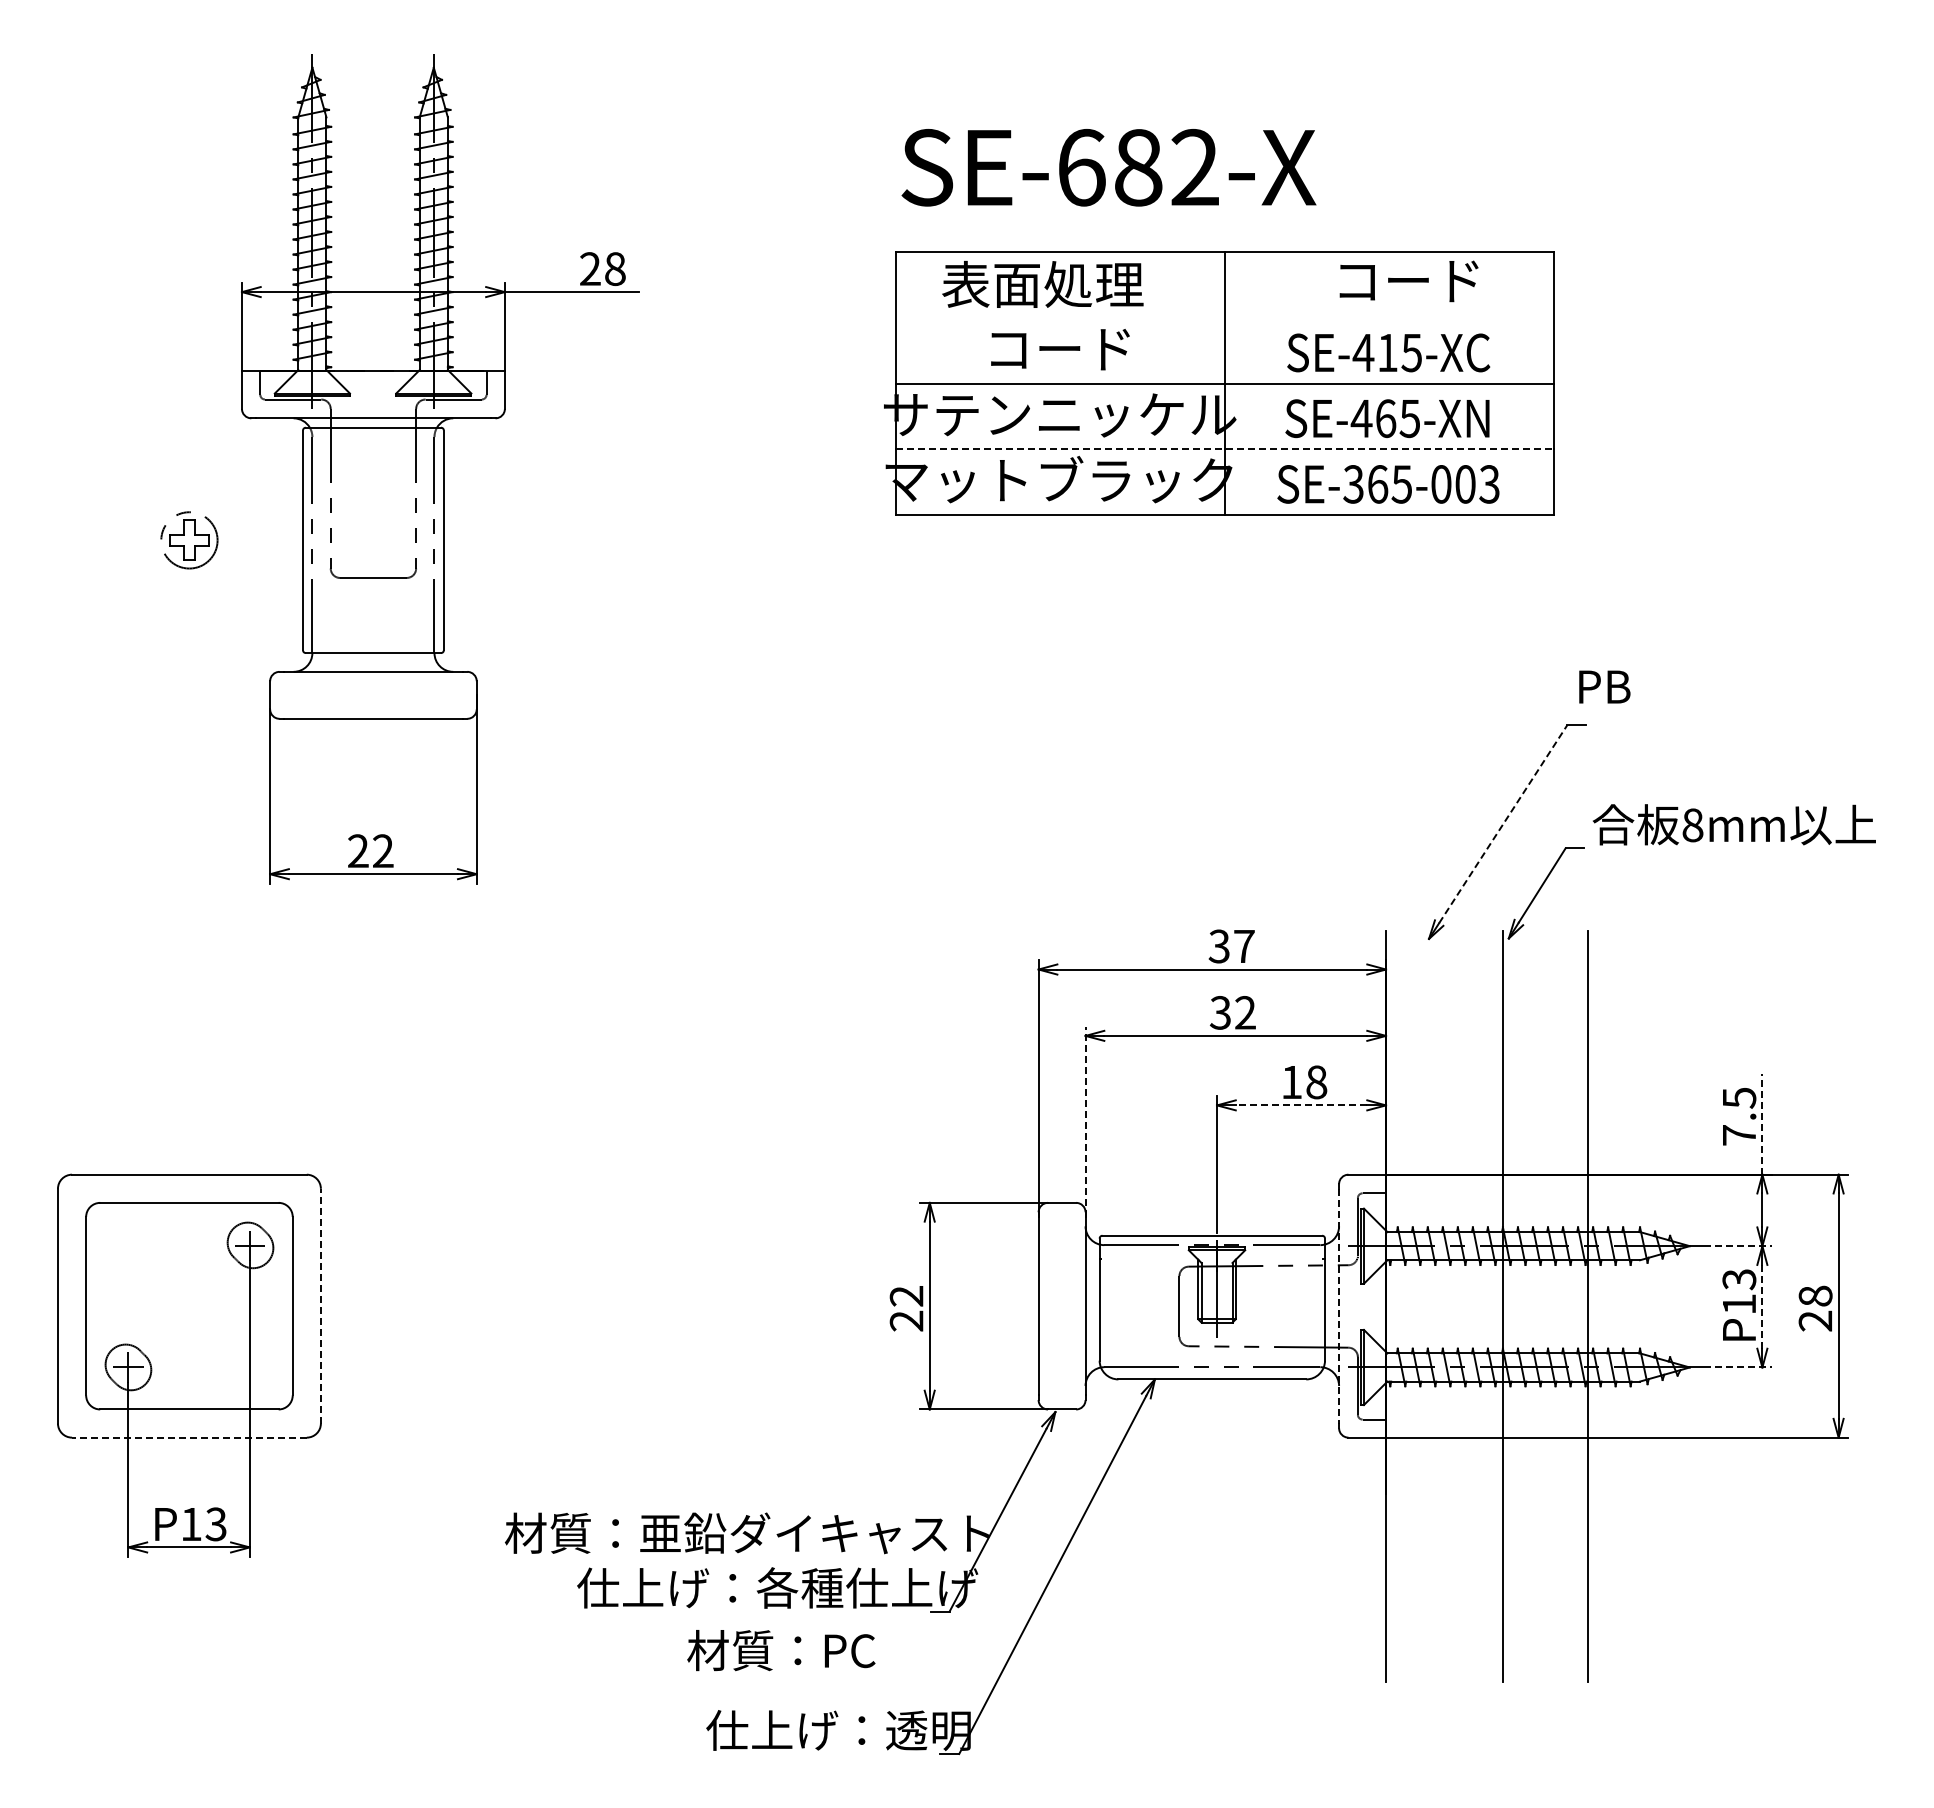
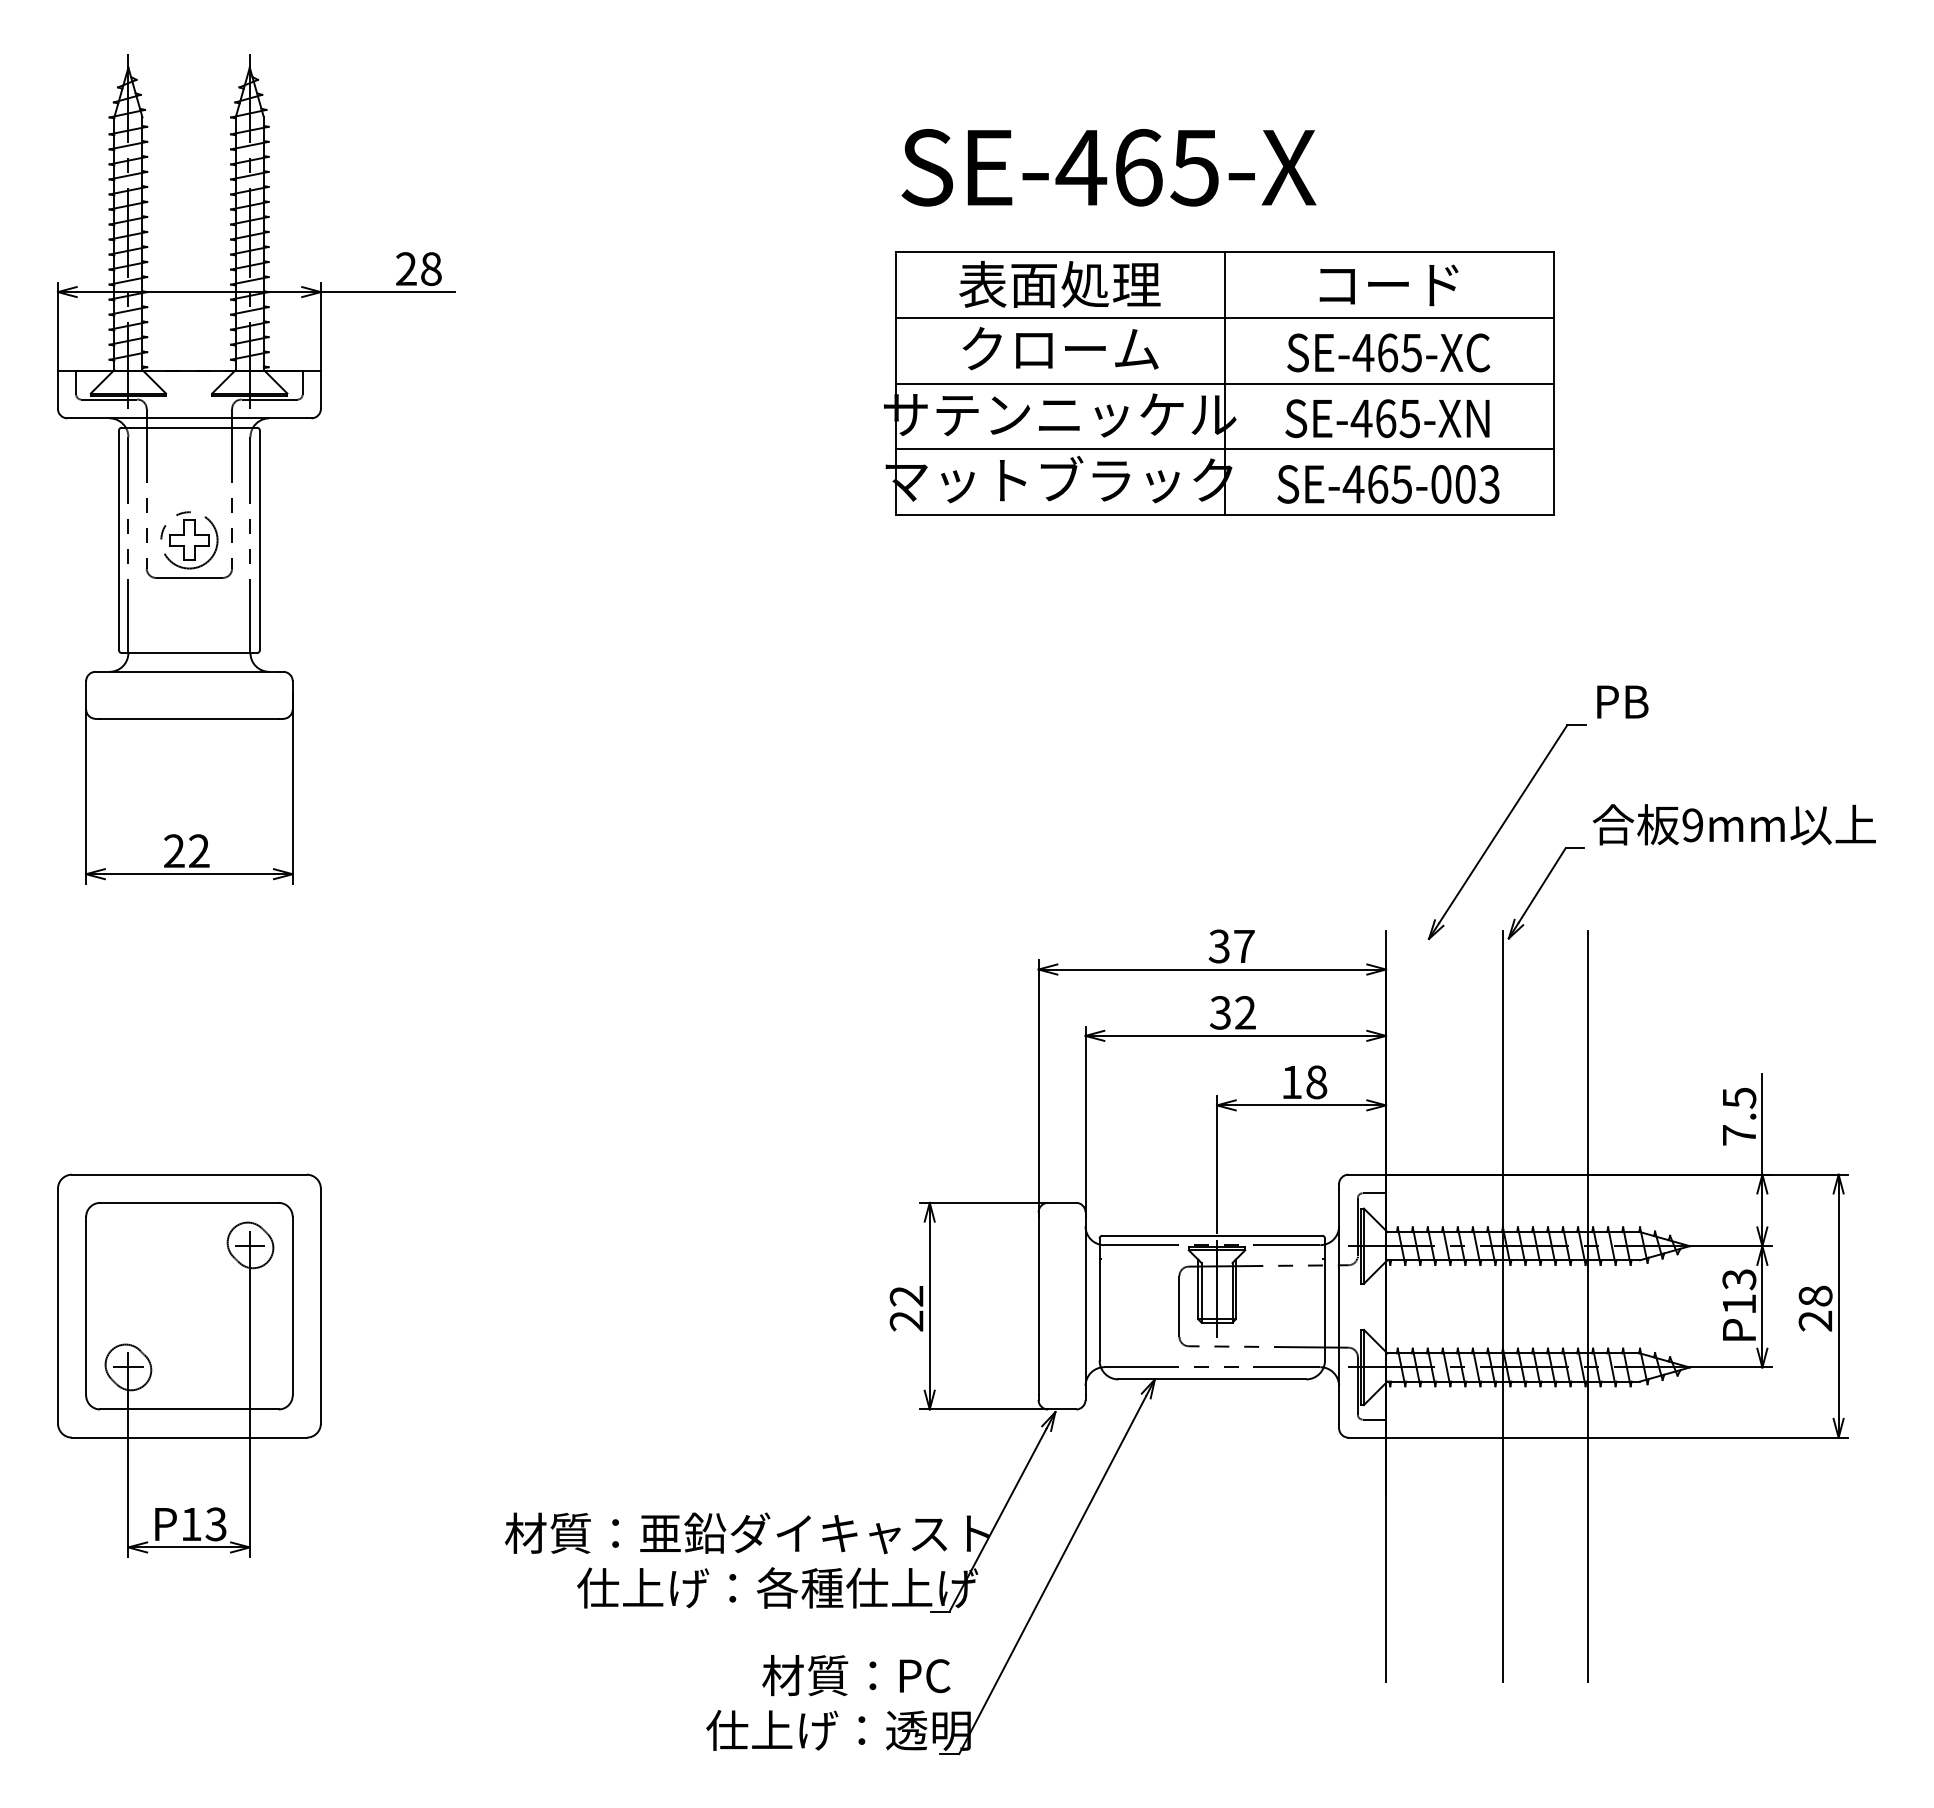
text: SE-682-X -> SE-465-X (1136, 167)
text position: (1408, 281) -> (1388, 285) (1388, 285)
text position: (1042, 284) -> (1059, 284) (1059, 284)
line: none -> present (1224, 318)
text: コード -> クローム (1060, 348)
text: SE-415-XC -> SE-465-XC (1388, 352)
line: dashed -> solid (1225, 449)
part position: (440, 469) -> (256, 469) (256, 469)
text: SE-365-003 -> SE-465-003 (1353, 484)
text position: (1604, 686) -> (1622, 701) (1622, 701)
line: dashed -> solid (1503, 824)
text: 8mm -> 9mm (1692, 825)
line: dashed -> solid (1301, 1105)
line: dashed -> solid (1085, 1121)
line: dashed -> solid (1762, 1123)
line: dashed -> solid (1738, 1246)
line: dashed -> solid (320, 1305)
line: dashed -> solid (1339, 1306)
line: dashed -> solid (1762, 1306)
line: dashed -> solid (1738, 1367)
line: dashed -> solid (188, 1437)
text position: (781, 1650) -> (856, 1675) (856, 1675)
